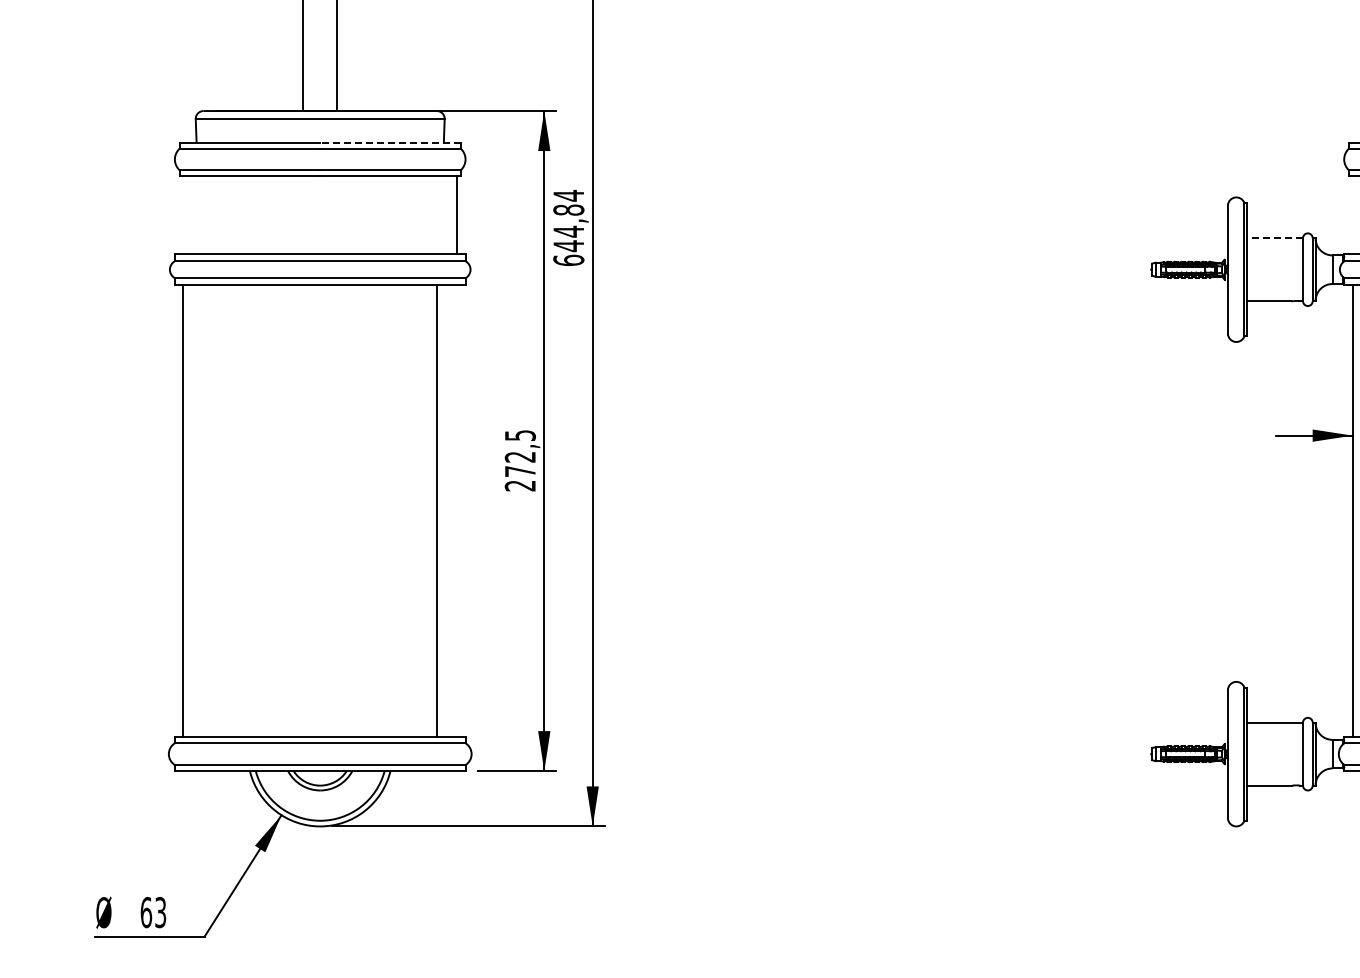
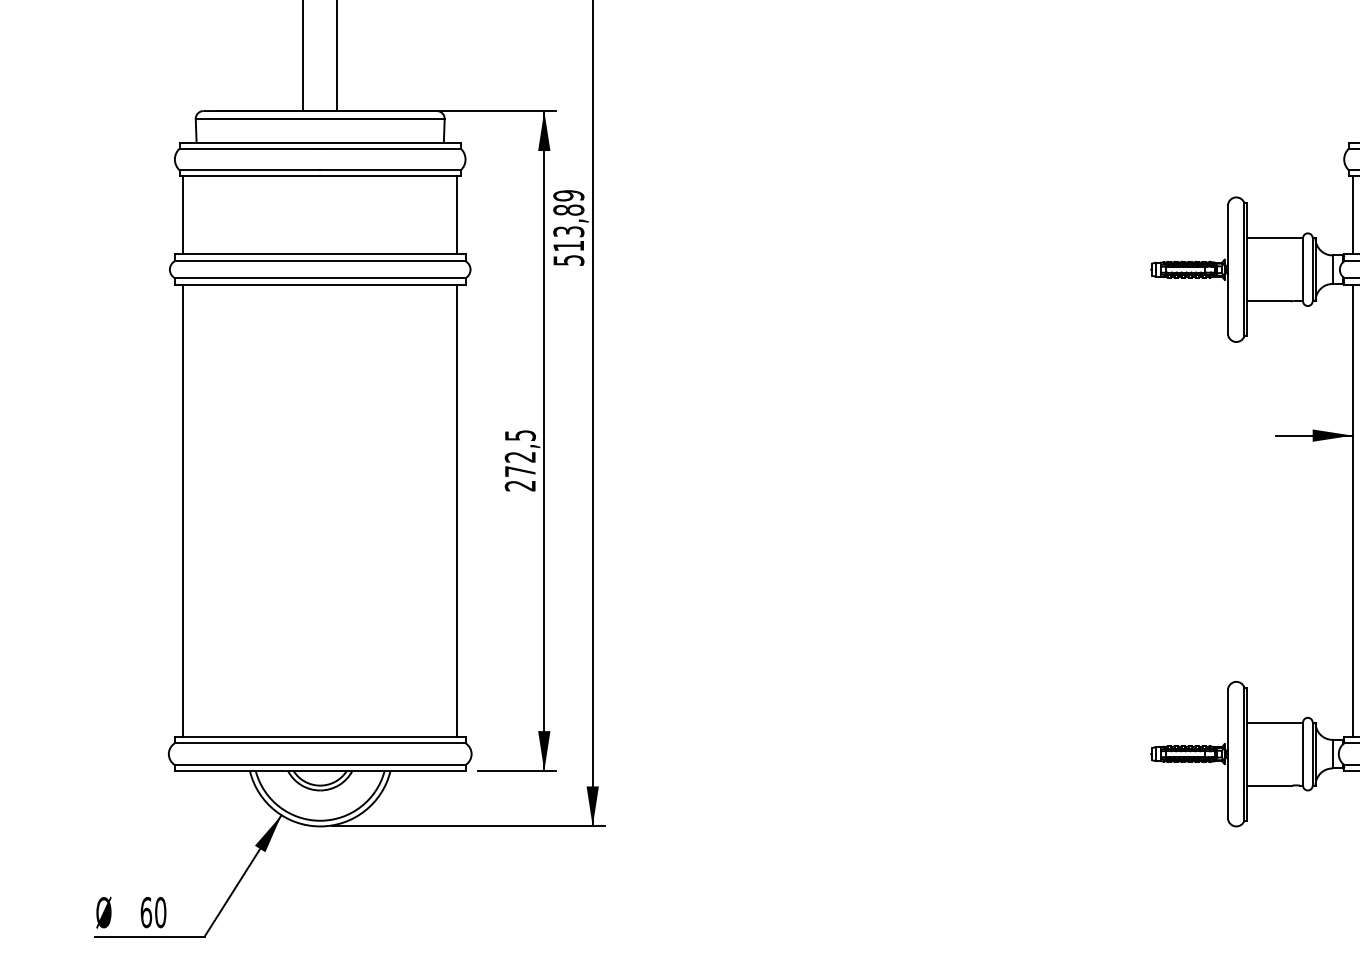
line: dashed -> solid (389, 142)
line: none -> present (183, 214)
line: none -> present (1352, 214)
text: 644,84 -> 513,89 (568, 227)
line: dashed -> solid (1275, 238)
line position: (437, 511) -> (457, 511) (457, 511)
text: 63 -> 60 (160, 912)
